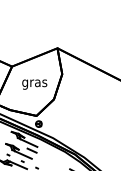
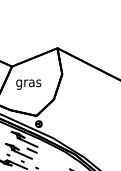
text position: (34, 84) -> (28, 84) (28, 84)
